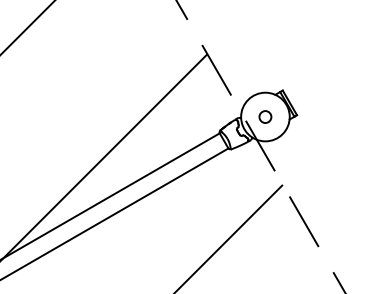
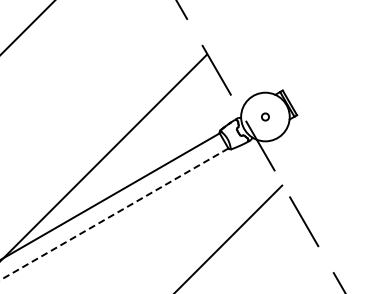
circle size: 15x14 px -> 9x10 px (265, 116)
line: solid -> dashed (114, 214)
